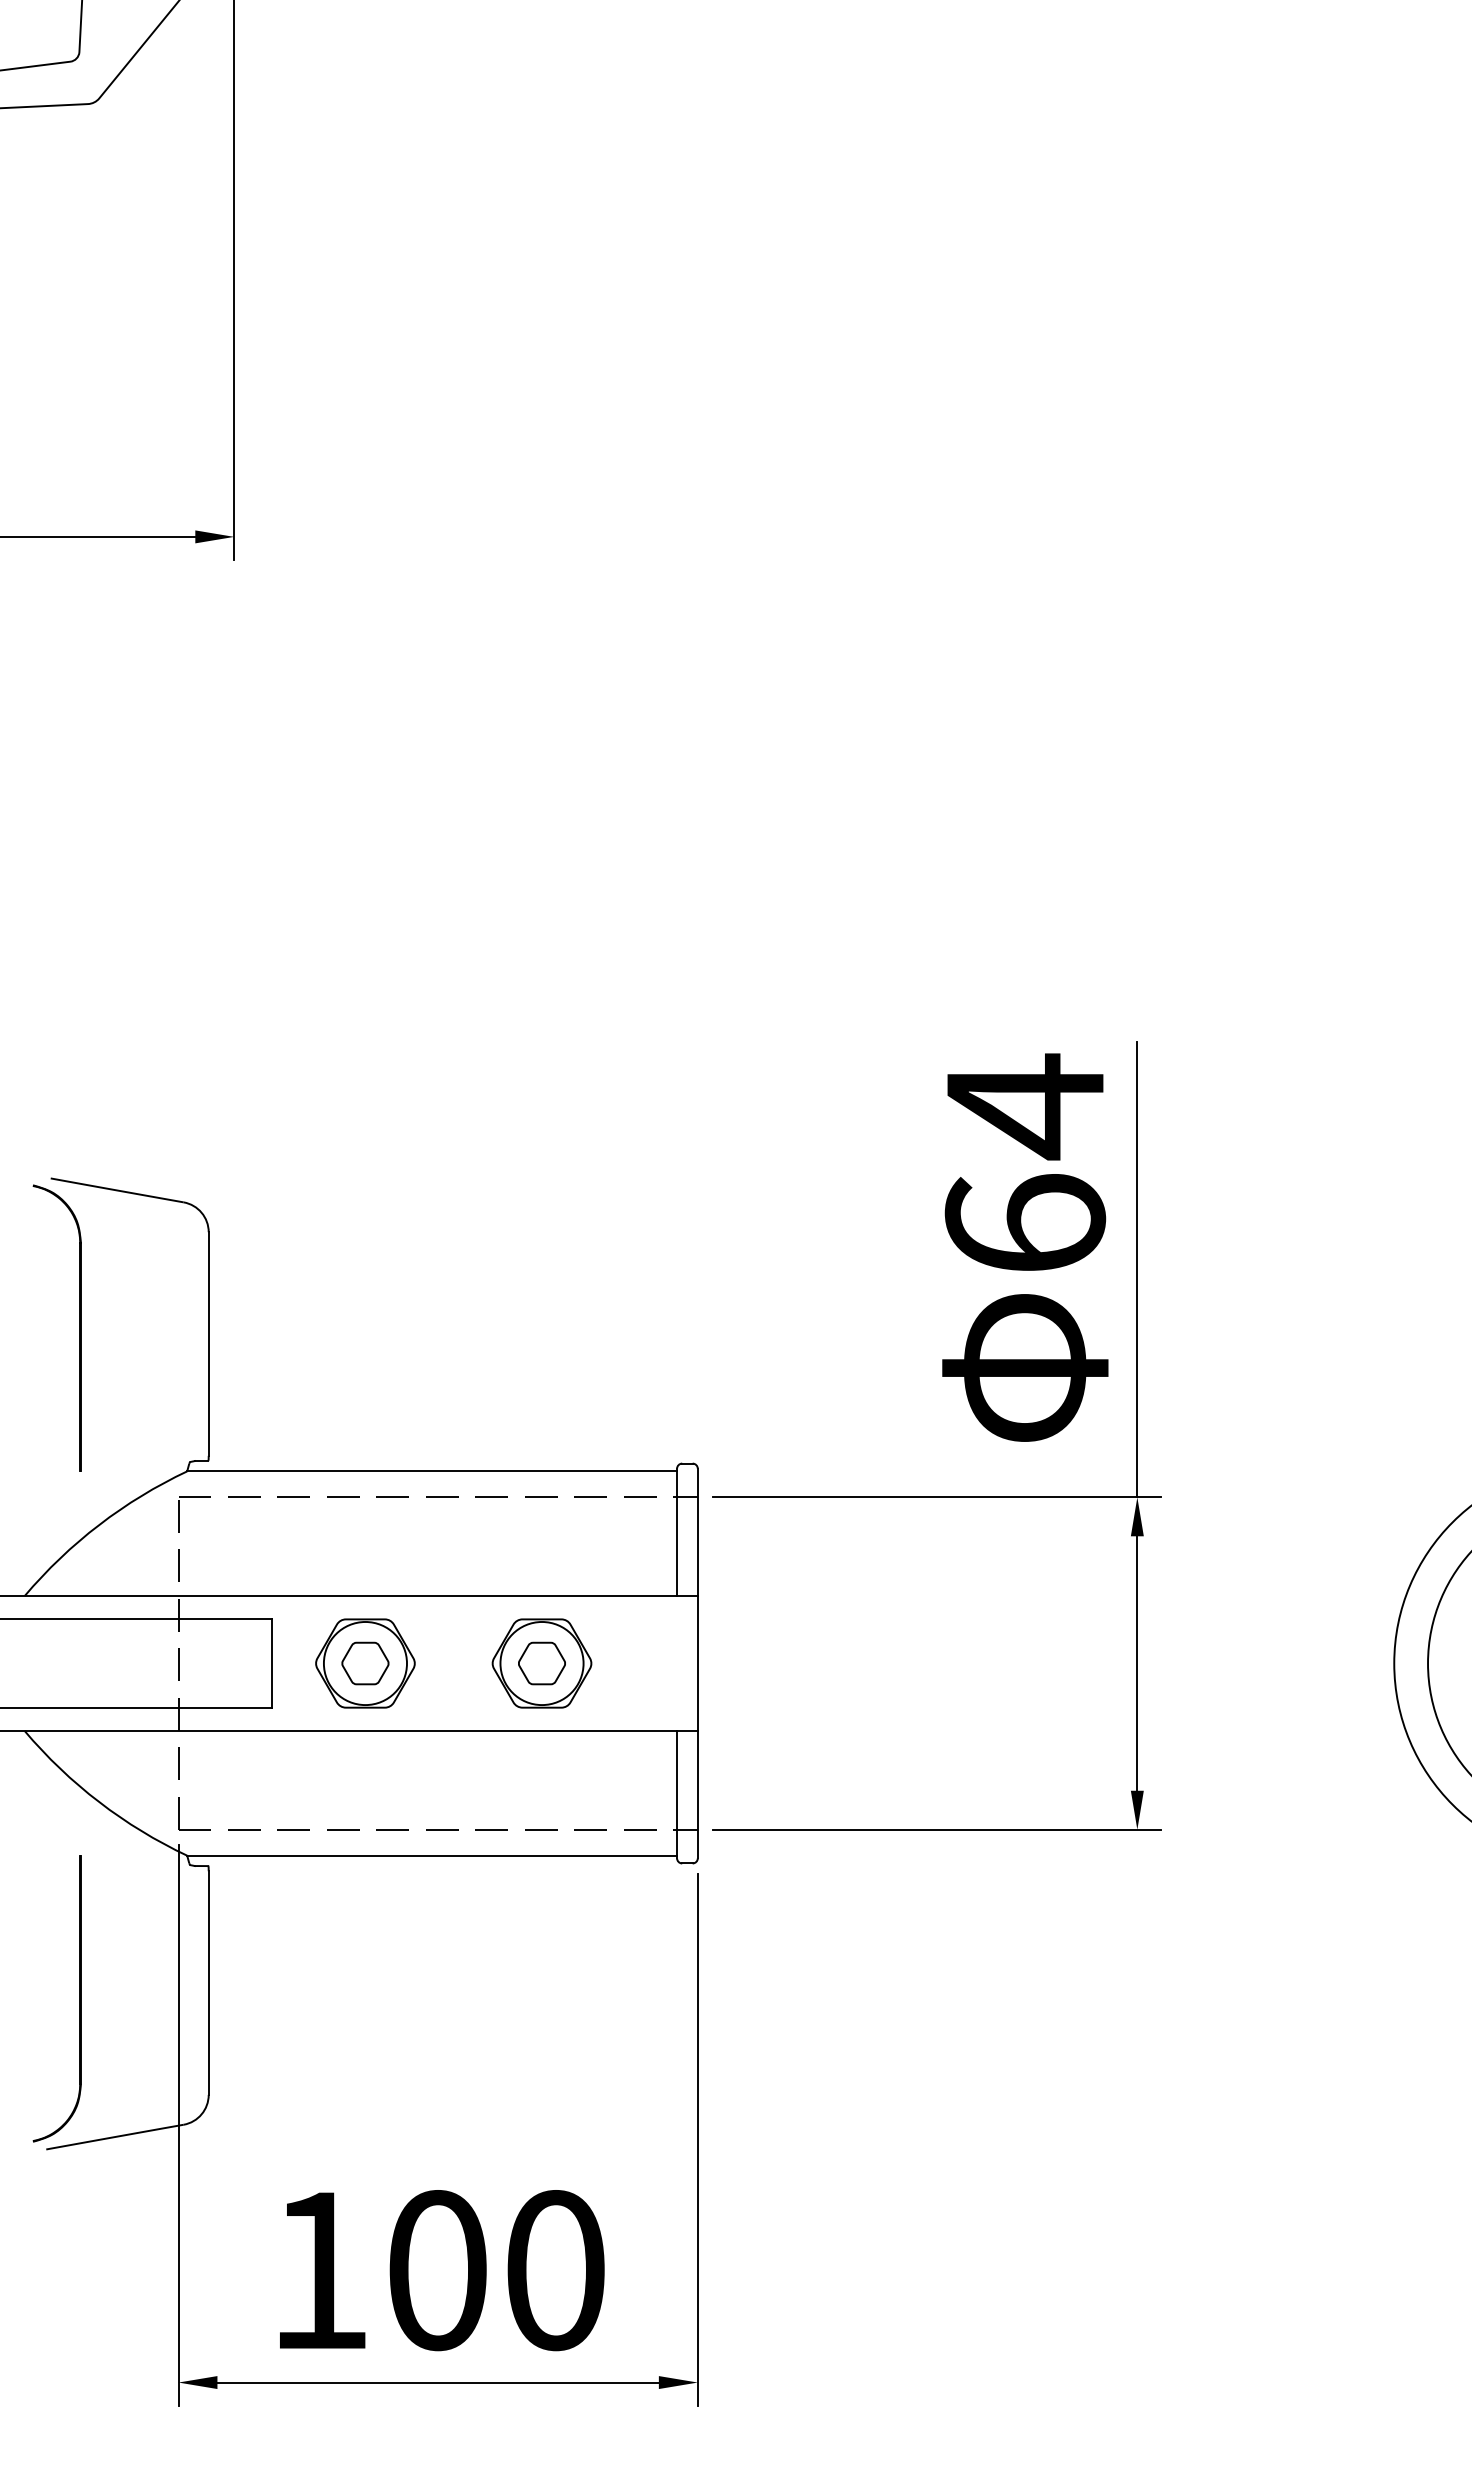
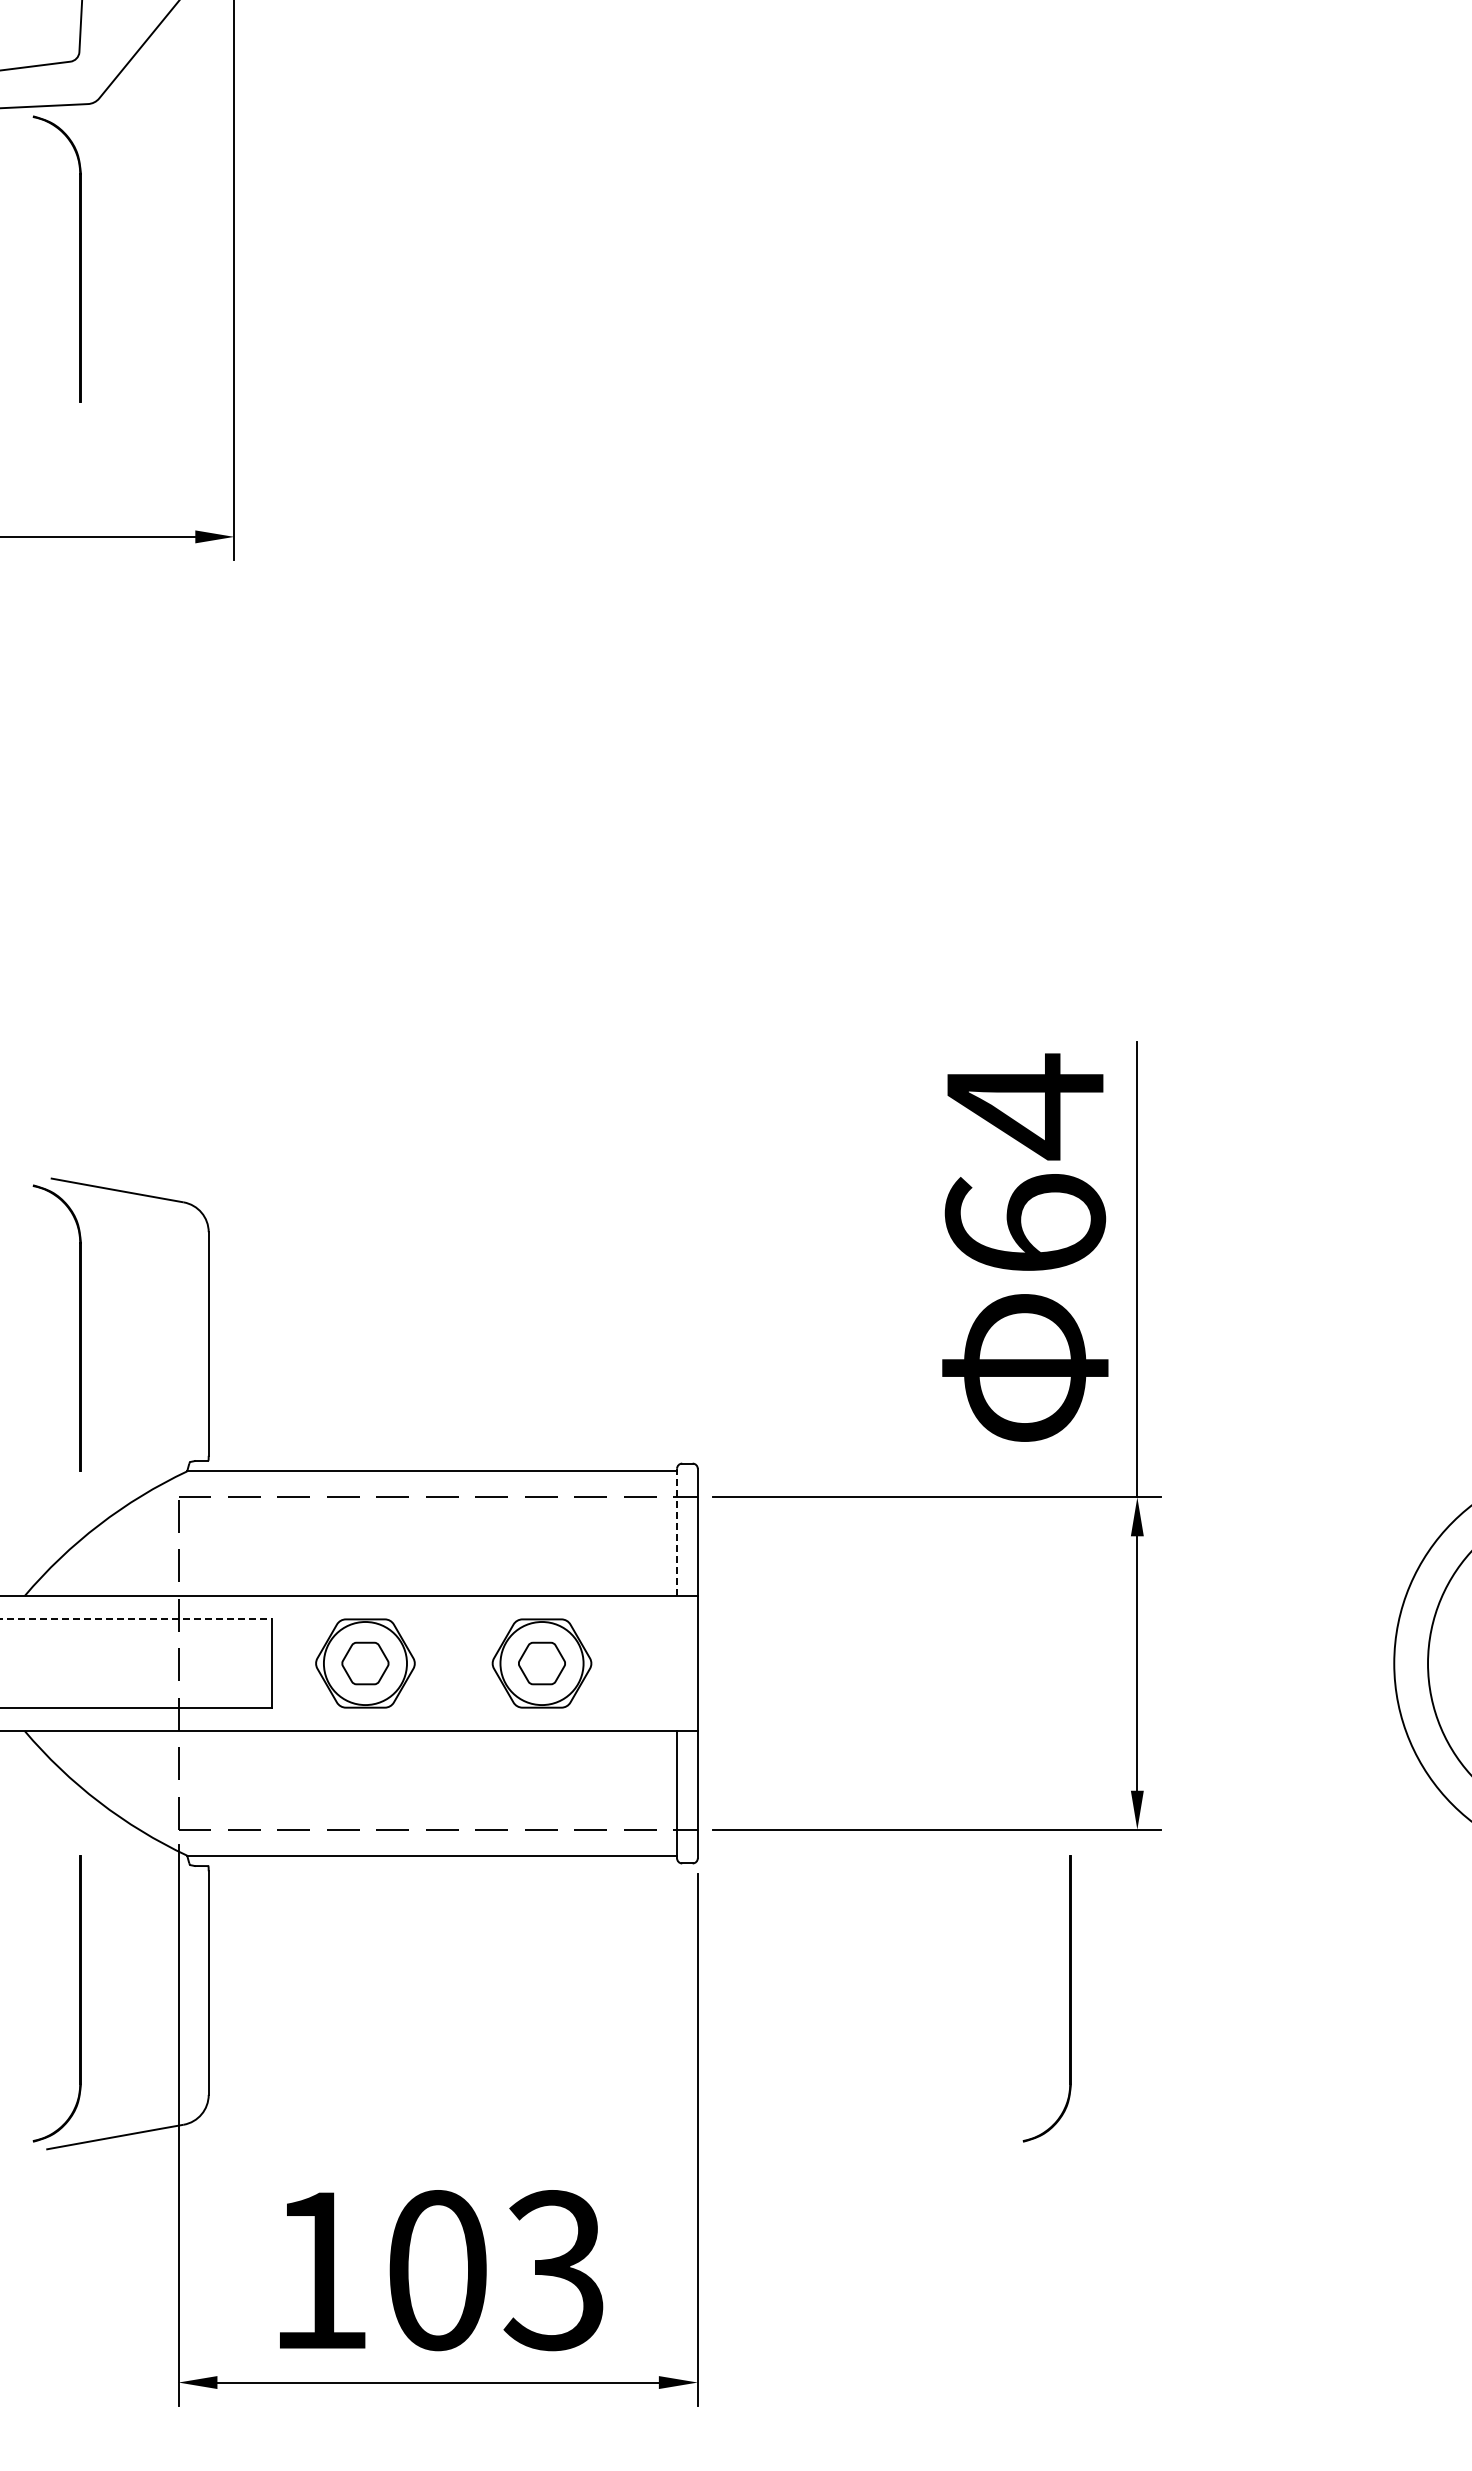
part: none -> present (79, 258)
line: solid -> dashed (677, 1532)
line: solid -> dashed (136, 1619)
part: none -> present (1069, 1998)
text: 100 -> 103 (553, 2270)
